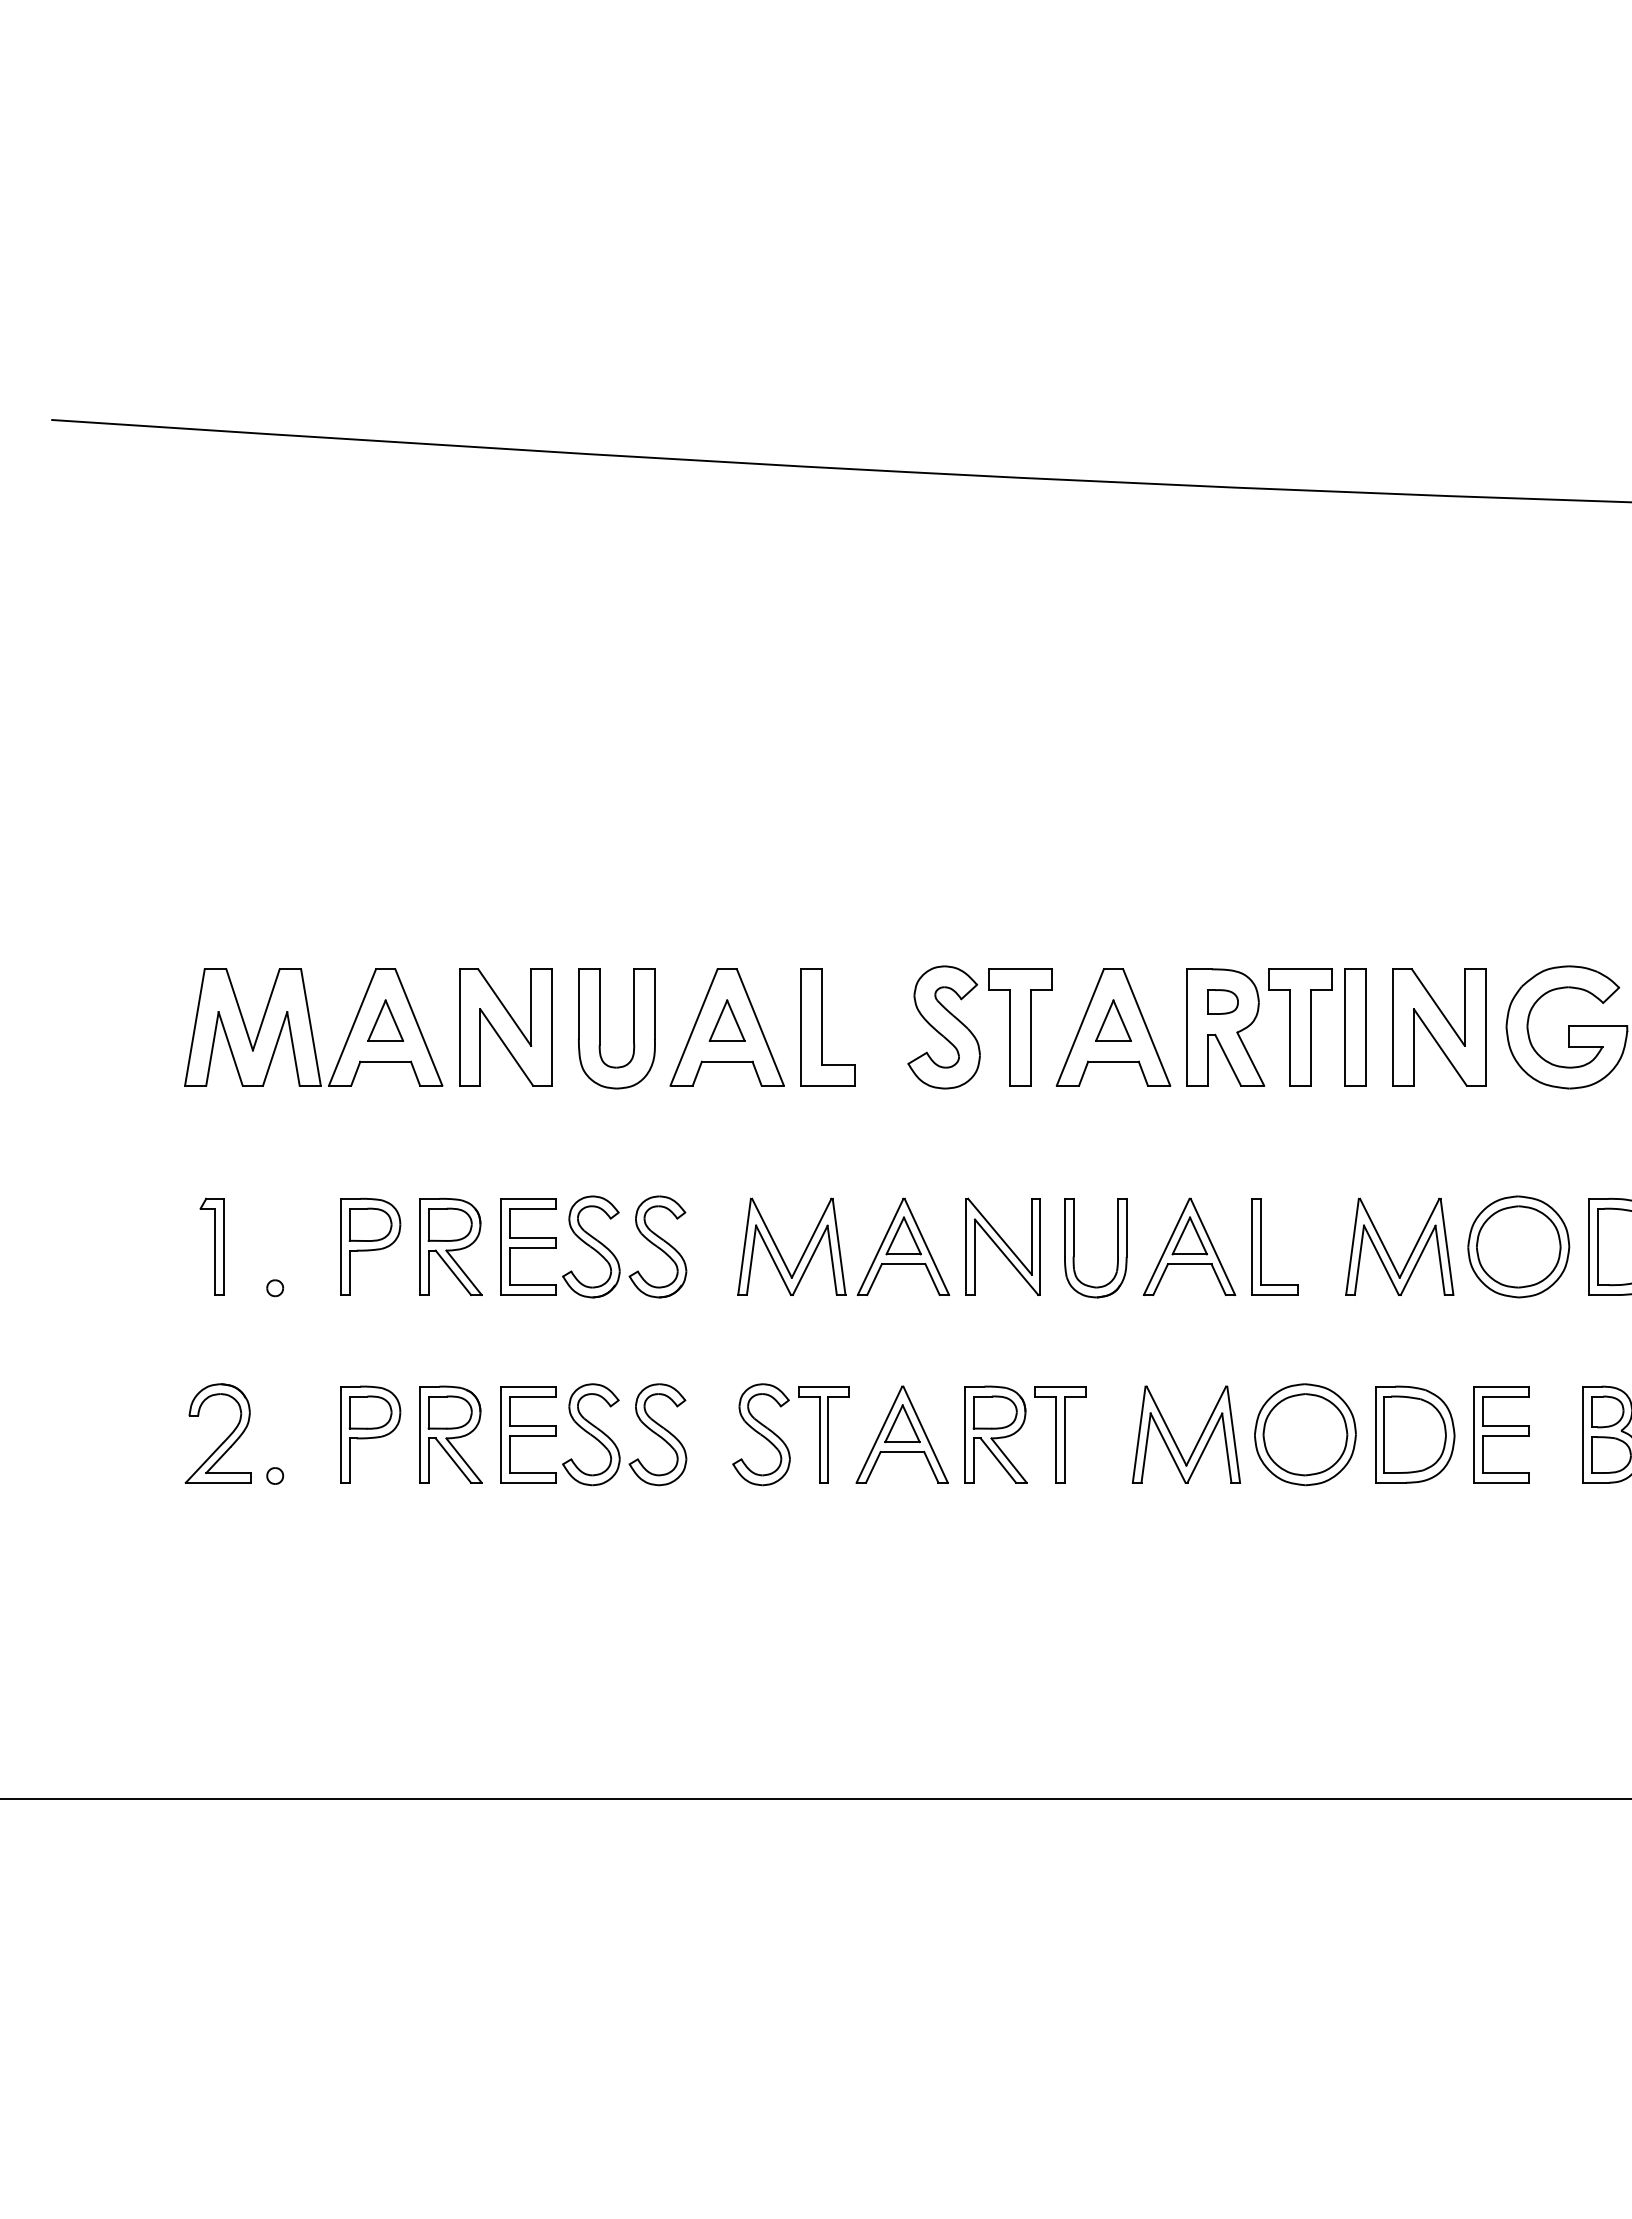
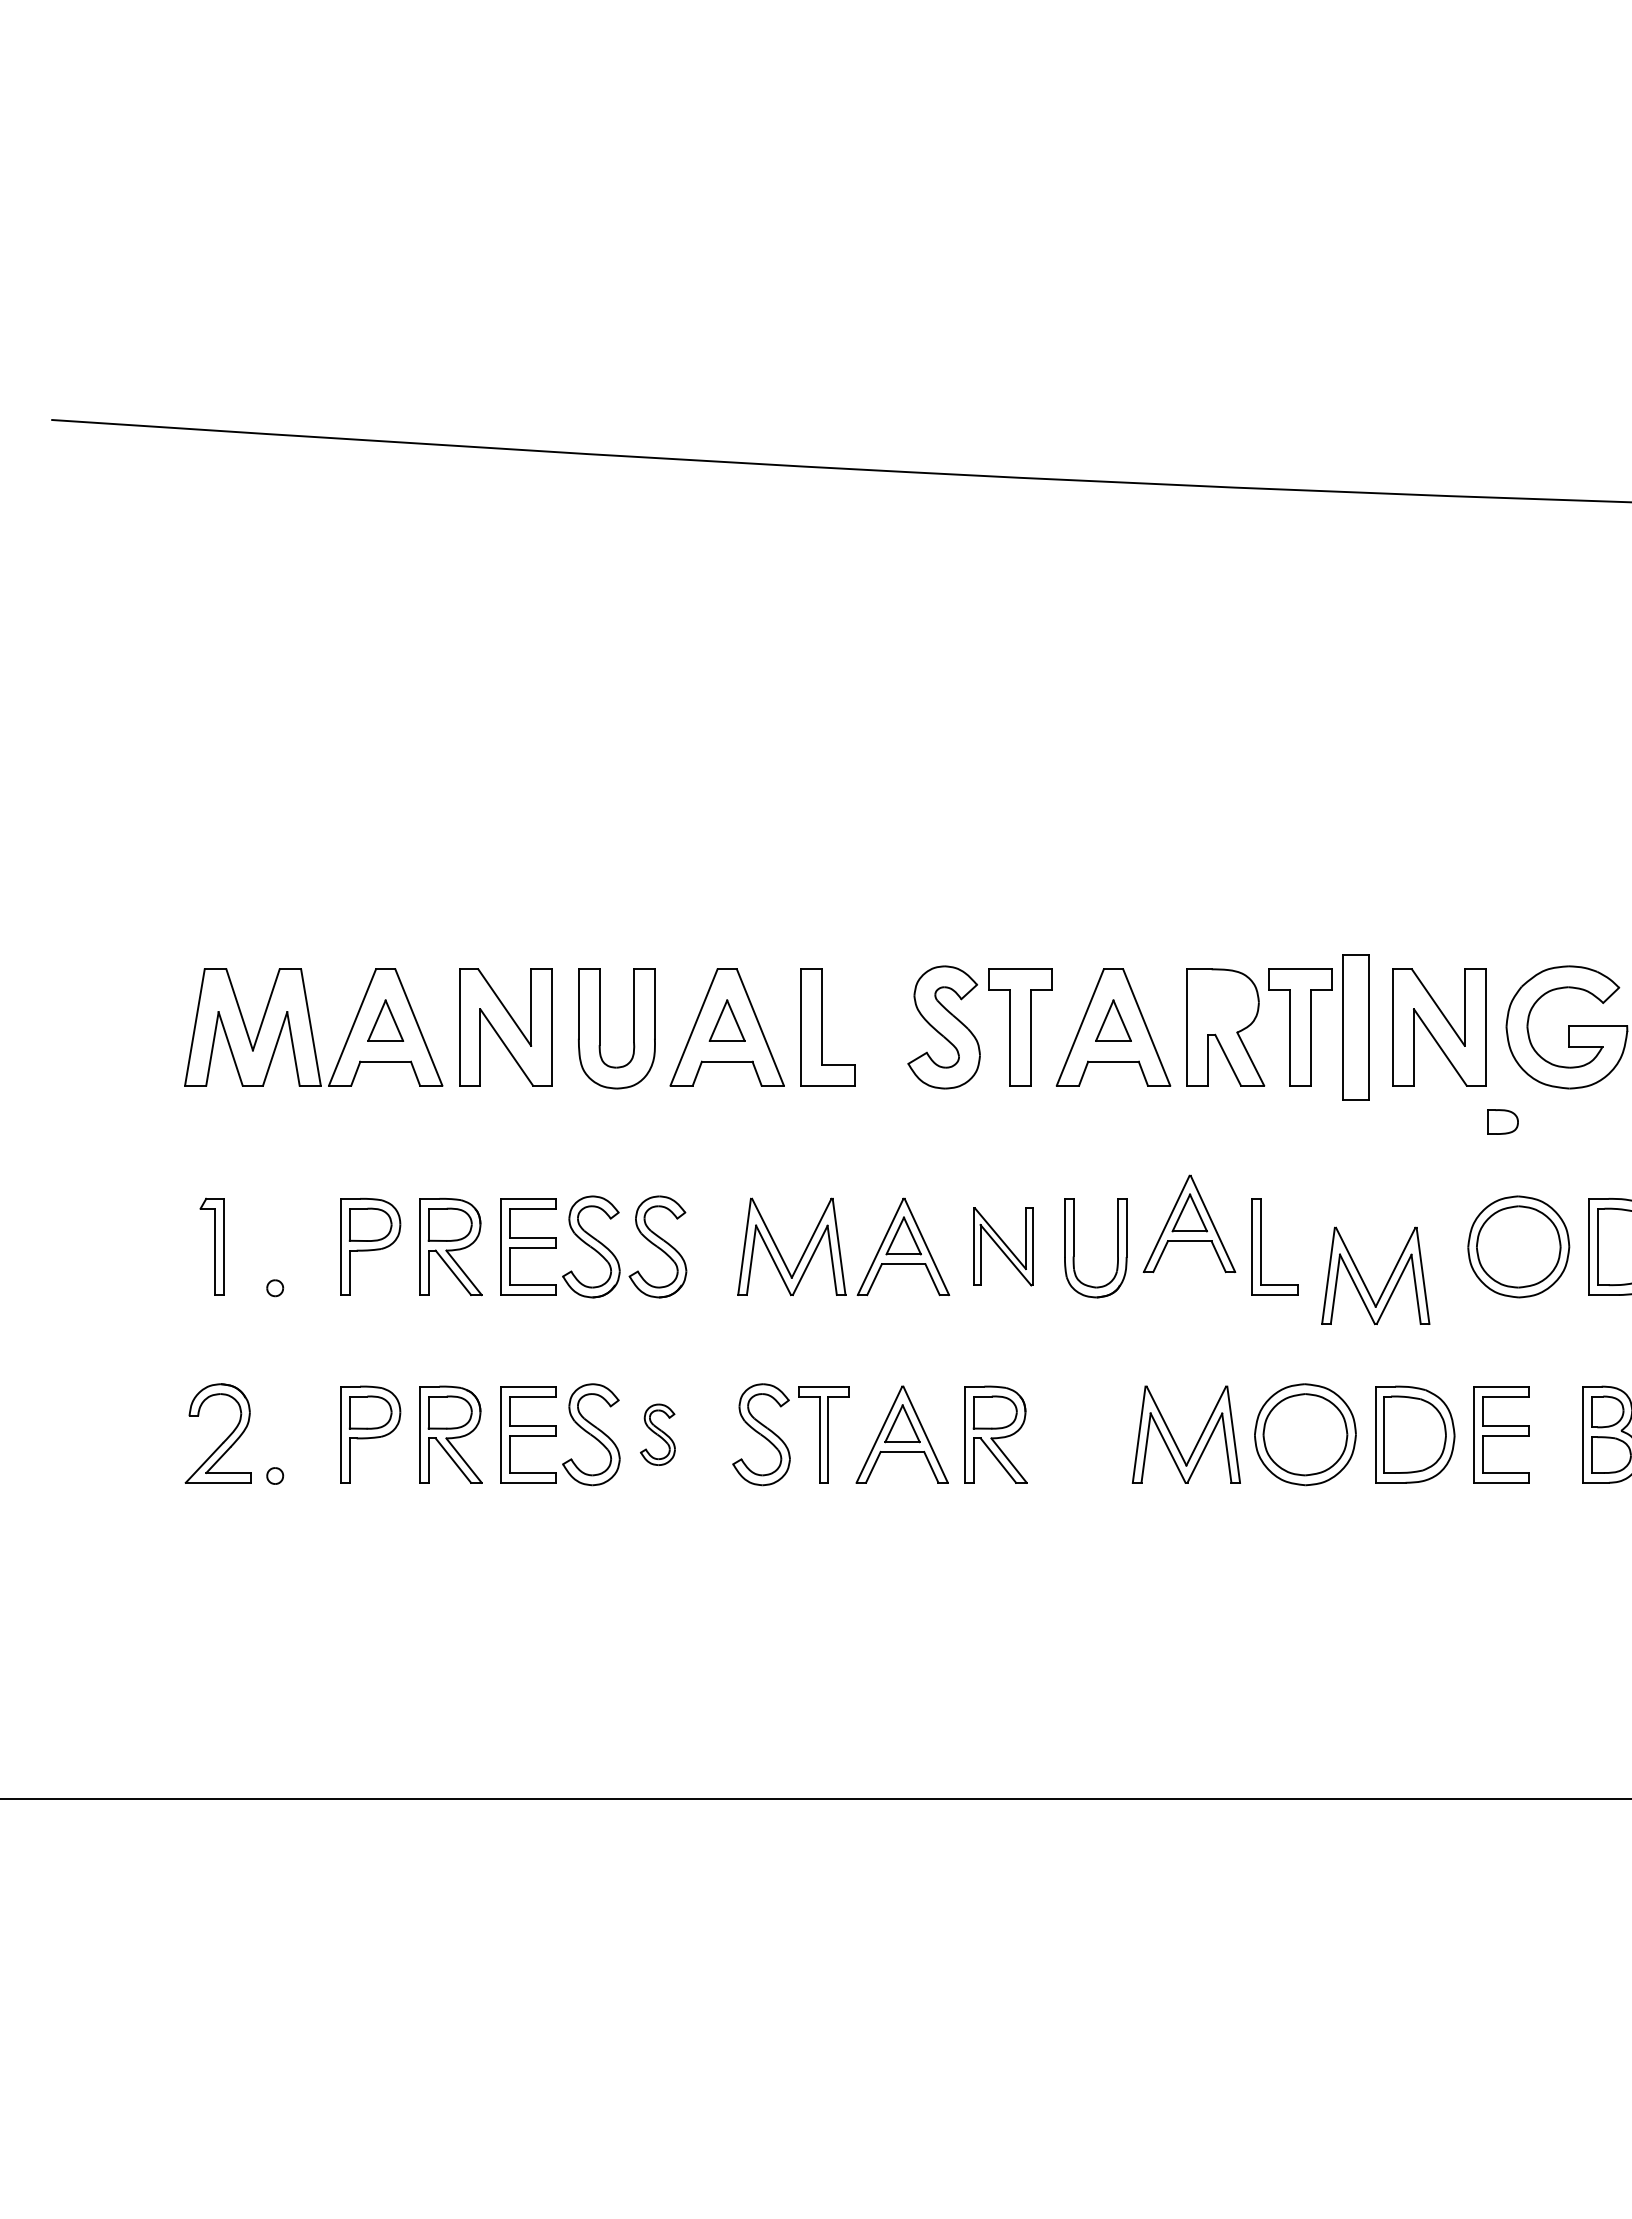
part position: (1222, 1001) -> (1502, 1121) (1502, 1121)
part size: 23x119 px -> 28x147 px (1355, 1027)
part size: 76x100 px -> 61x80 px (1003, 1246)
part position: (1189, 1246) -> (1189, 1223) (1189, 1223)
part position: (1388, 1252) -> (1364, 1281) (1364, 1281)
part size: 60x104 px -> 36x63 px (657, 1434)
part: present -> none (1060, 1434)
